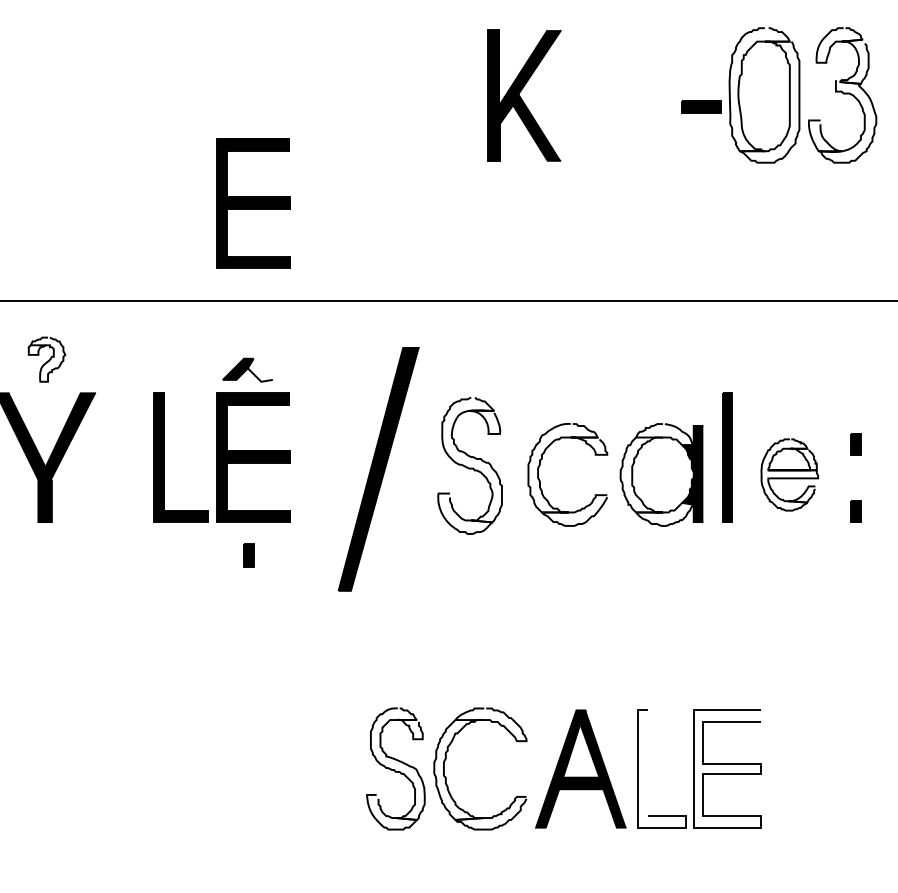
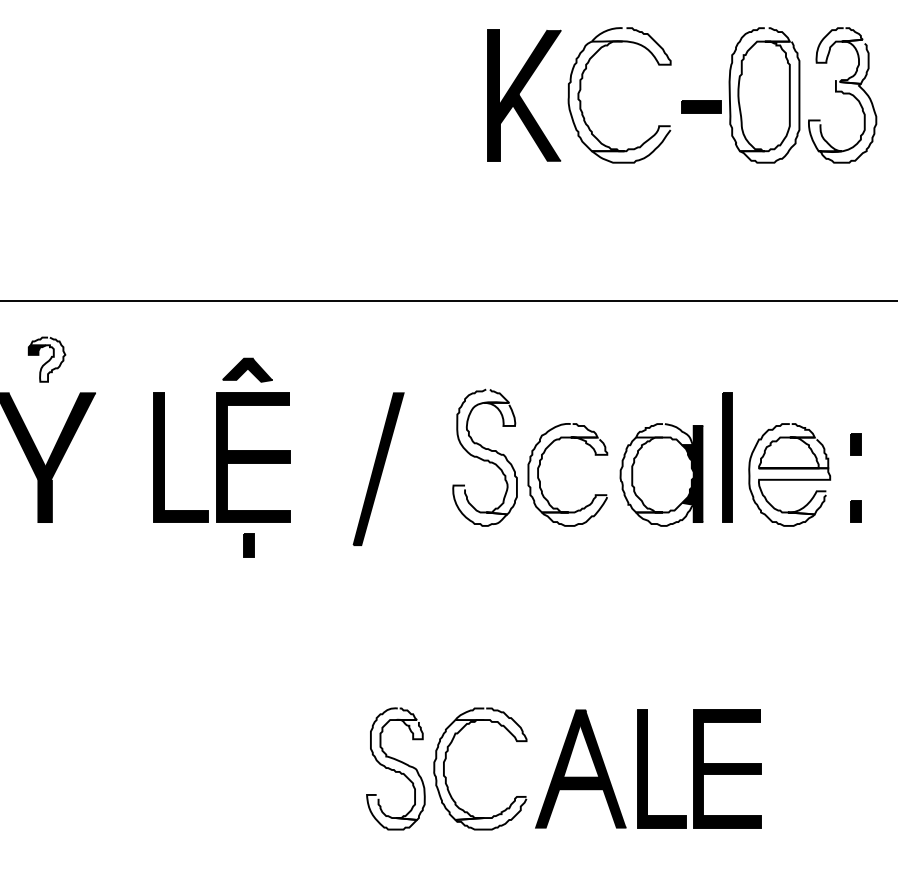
part: none -> present (581, 89)
part: present -> none (253, 203)
fill: none -> present (37, 349)
fill: none -> present (259, 369)
part position: (469, 465) -> (484, 457) (484, 457)
part size: 83x245 px -> 53x154 px (378, 468)
part size: 59x74 px -> 84x104 px (789, 474)
part position: (248, 555) -> (248, 545) (248, 545)
fill: none -> present (662, 768)
fill: none -> present (727, 768)
